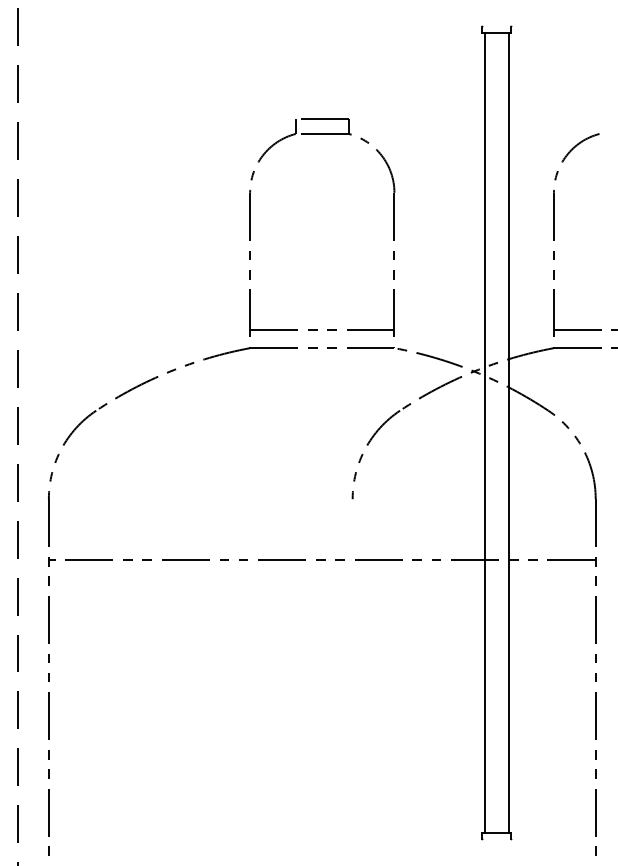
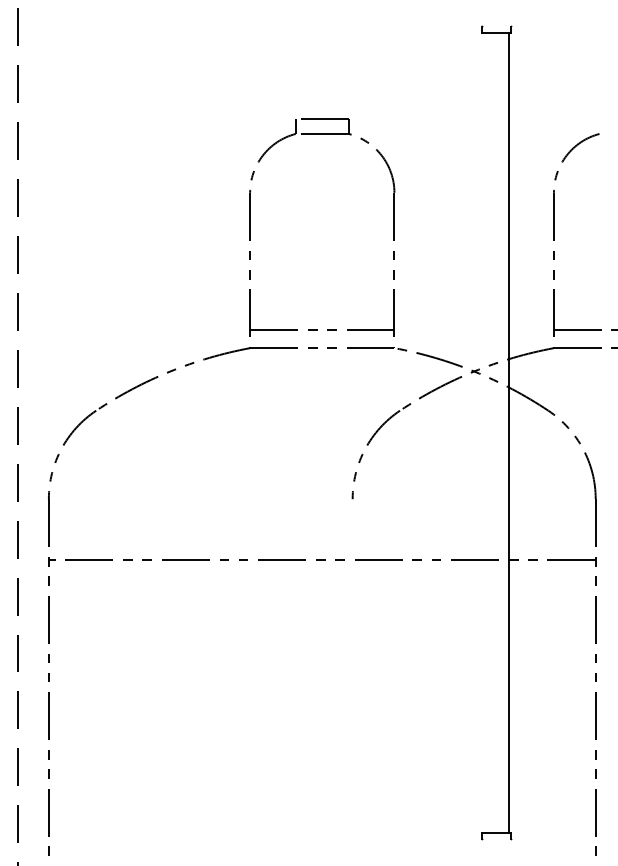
line: present -> none (485, 432)
